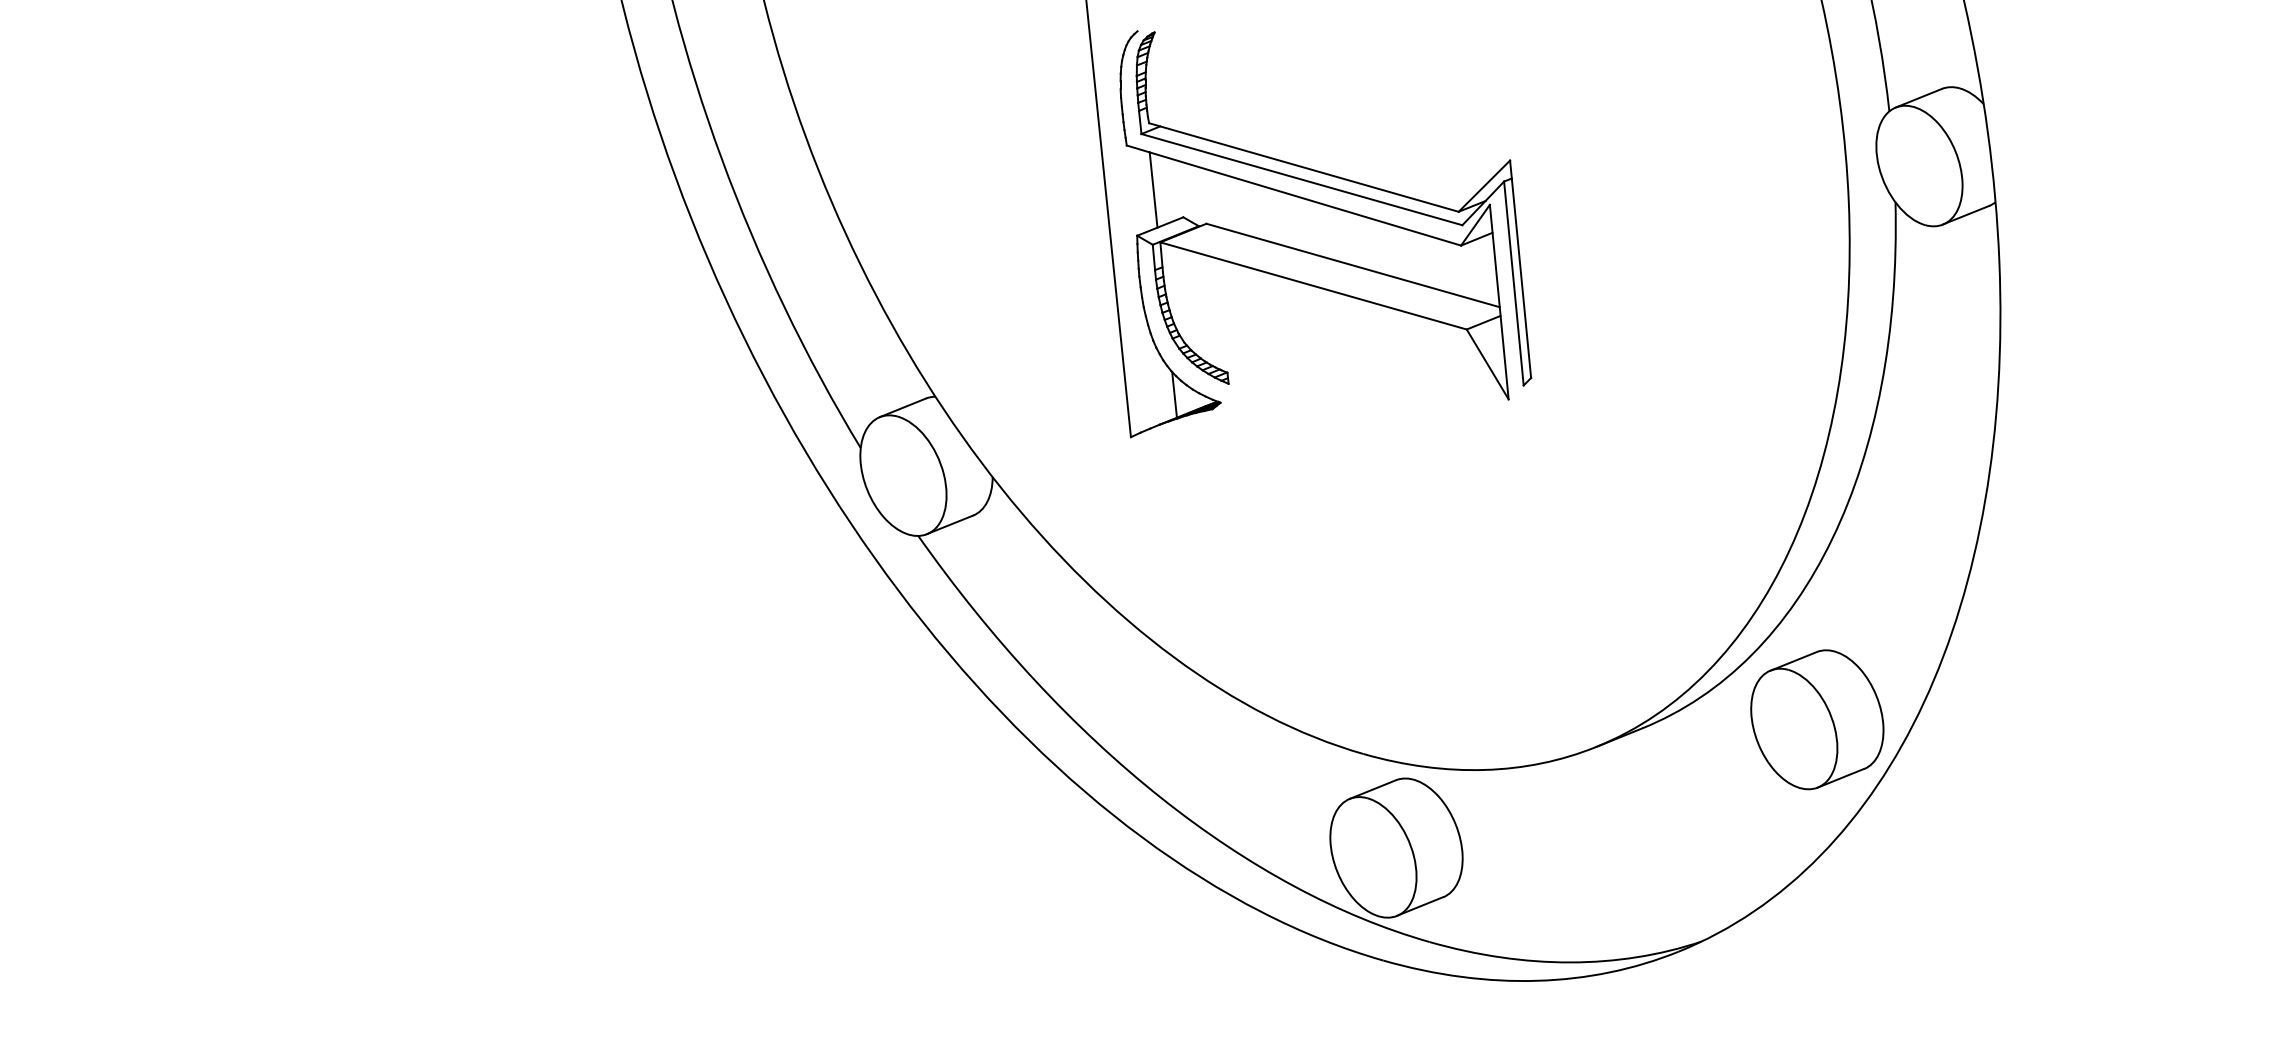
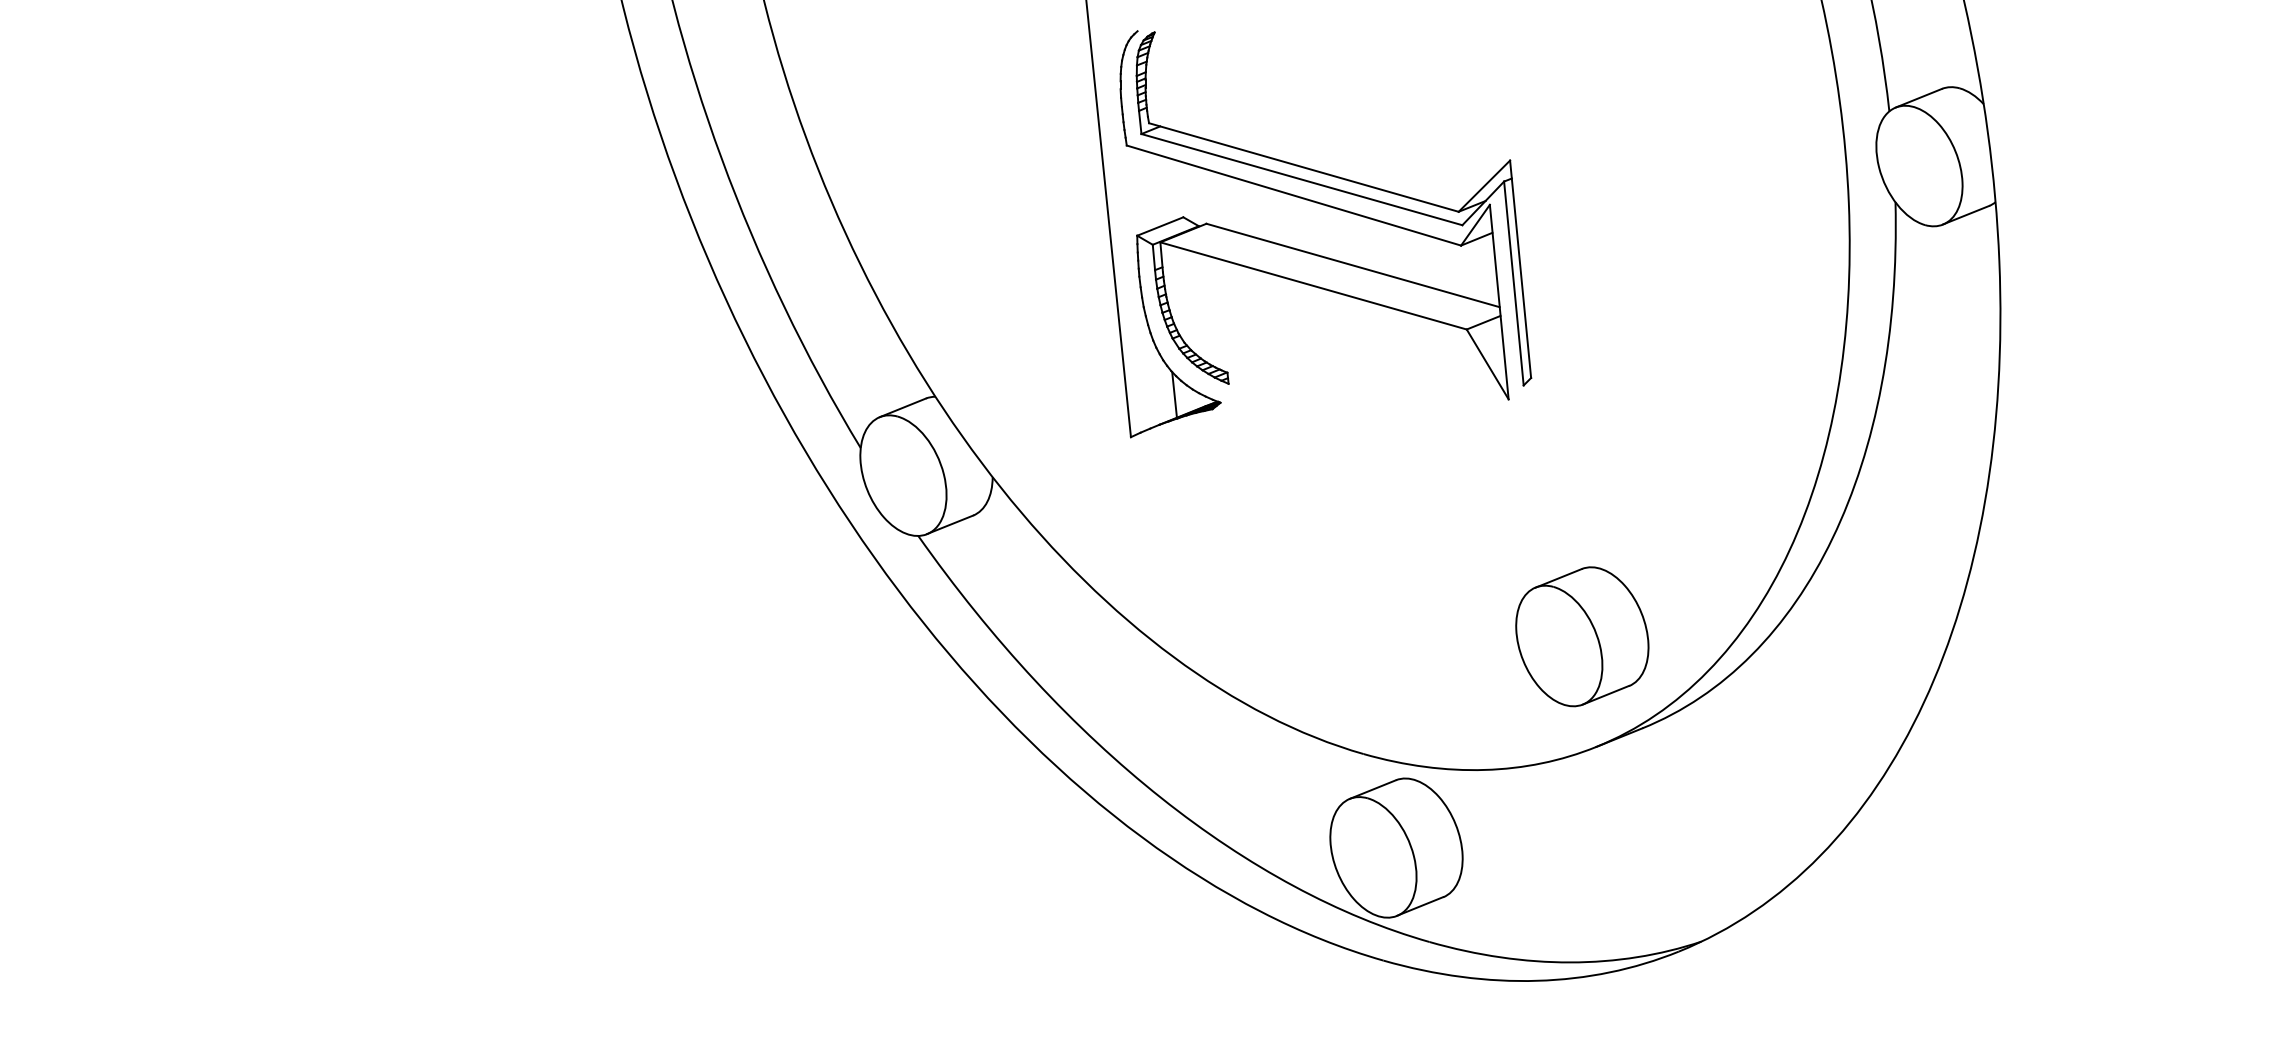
line: present -> none (1153, 189)
part position: (1817, 719) -> (1582, 636) (1582, 636)
